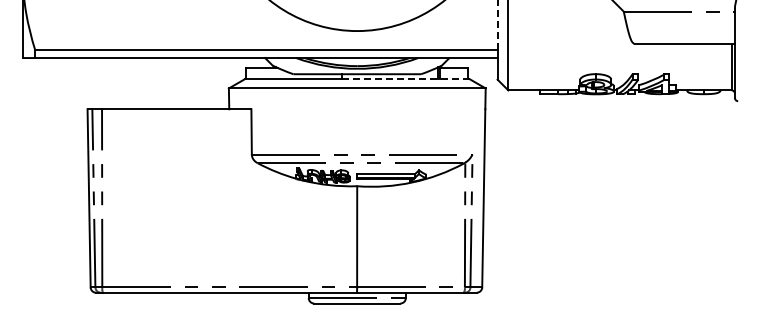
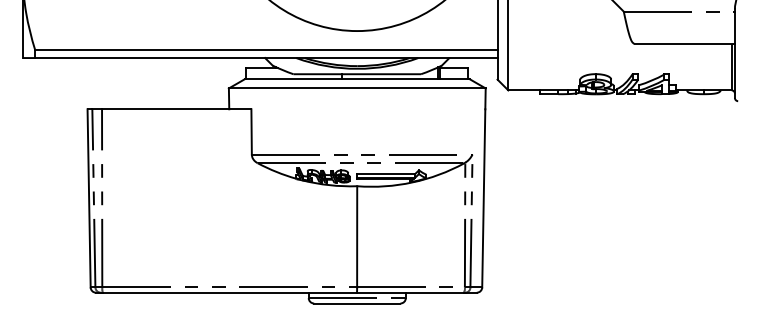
line: dashed -> solid (497, 25)
line: dashed -> solid (405, 79)
